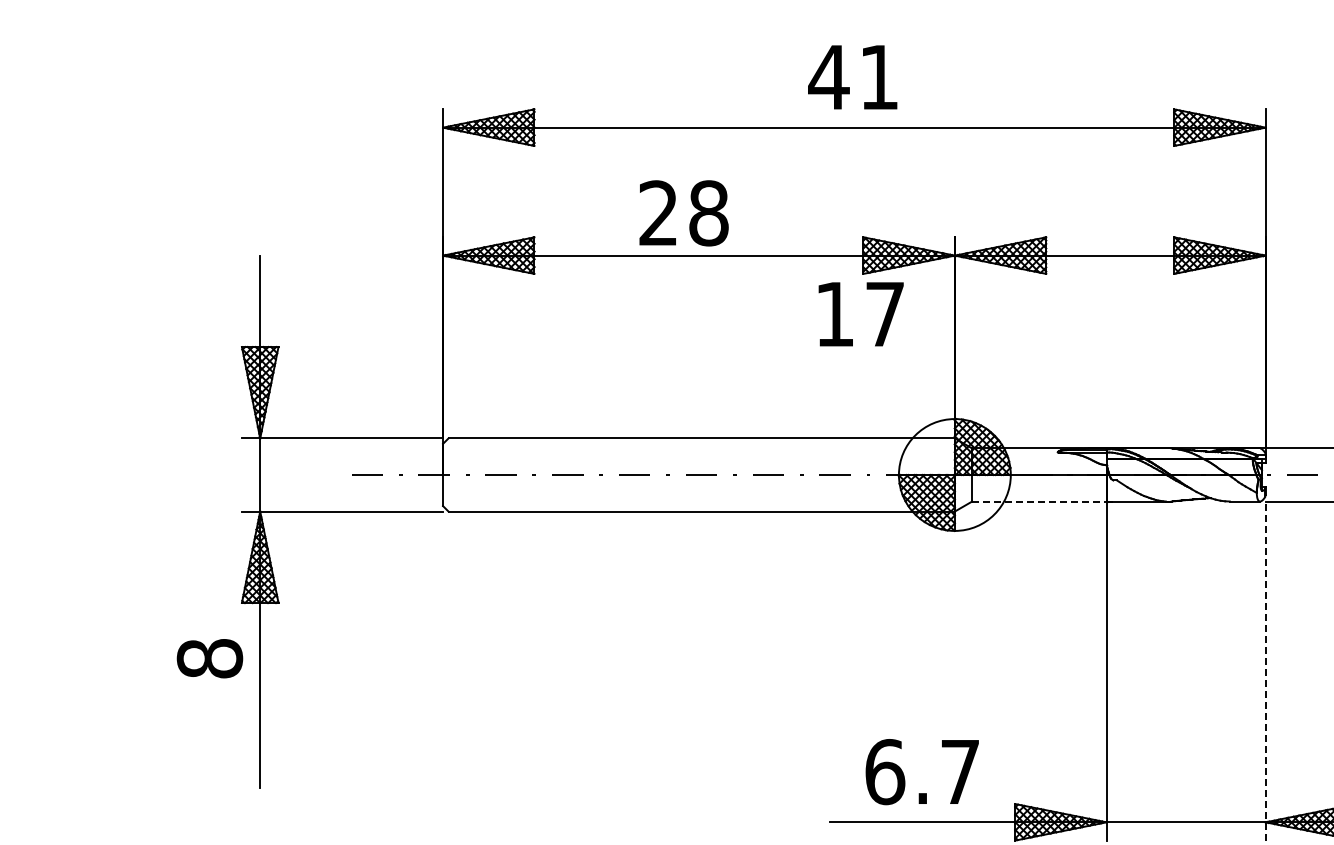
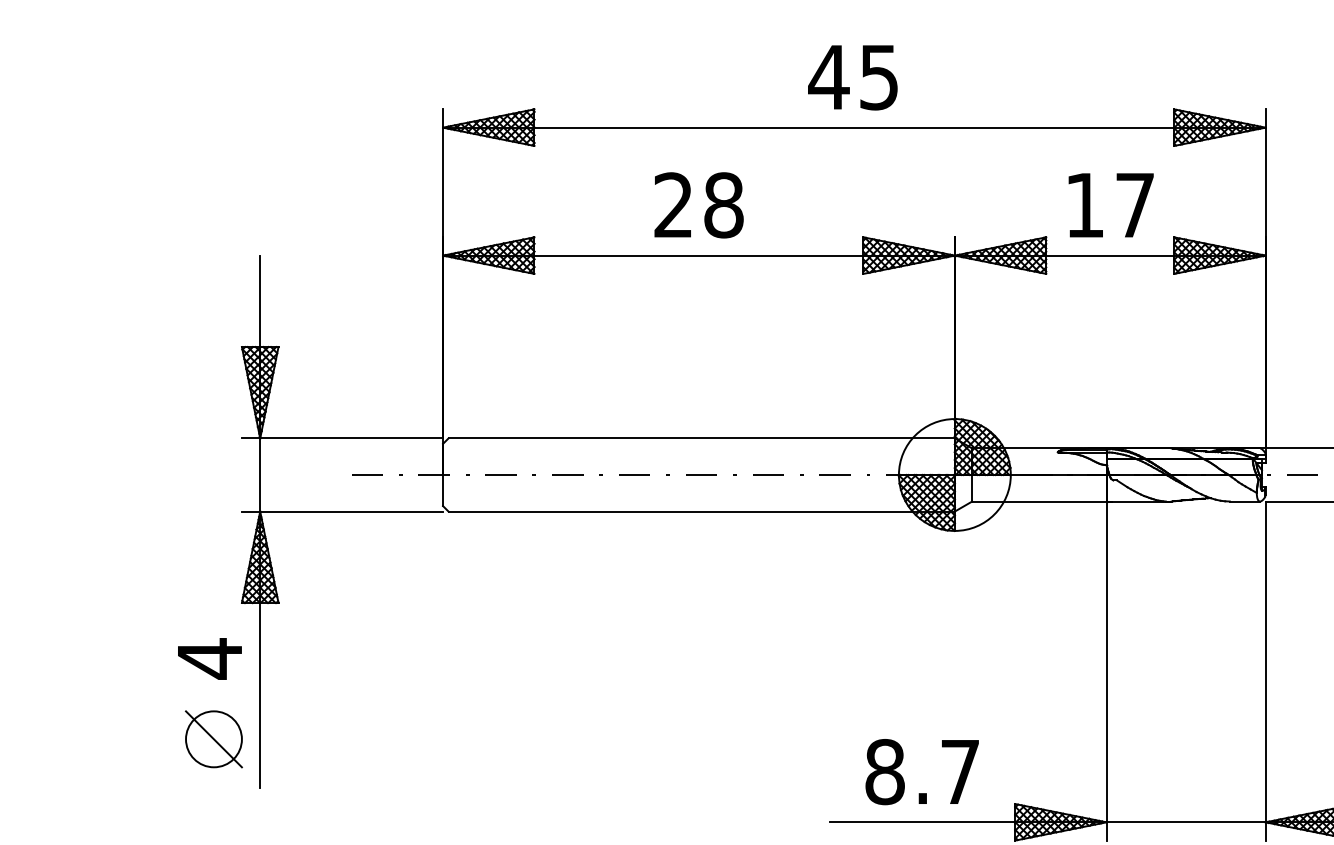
text: 41 -> 45 (878, 77)
text position: (683, 213) -> (698, 205) (698, 205)
text position: (860, 314) -> (1110, 205) (1110, 205)
line: dashed -> solid (1039, 501)
text: 8 -> 4 (209, 658)
line: dashed -> solid (1265, 671)
part: none -> present (213, 739)
text: 6.7 -> 8.7 (885, 772)
